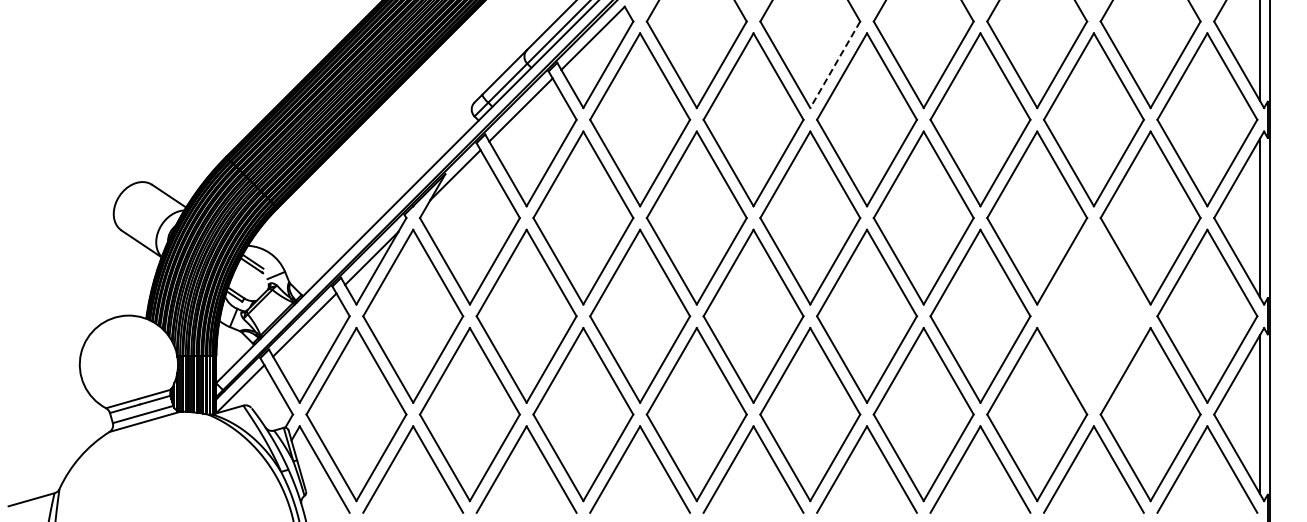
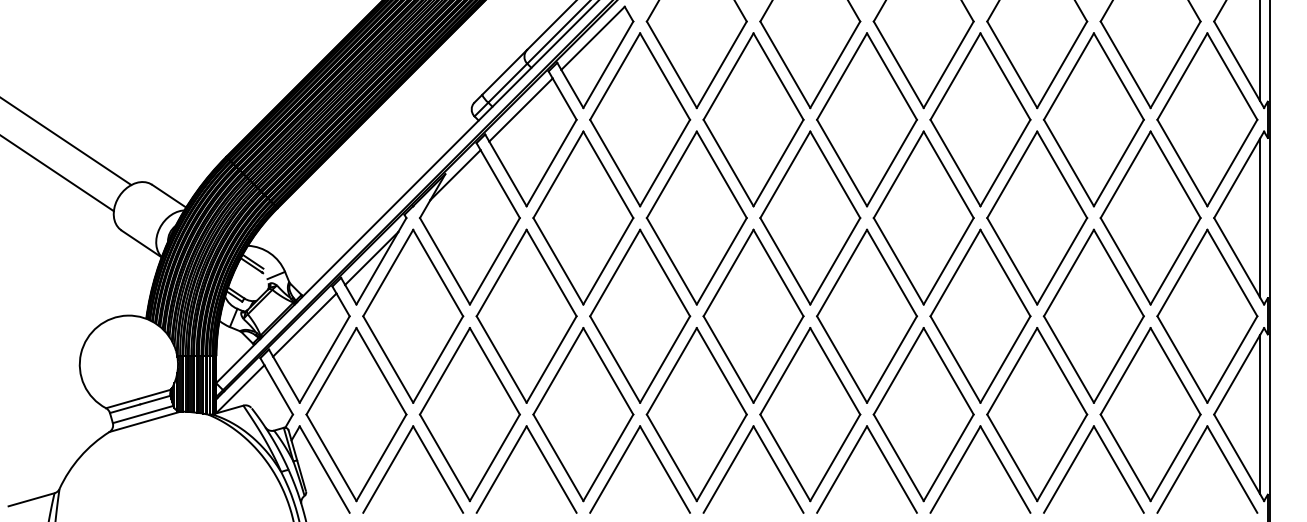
line: dashed -> solid (835, 64)
line: none -> present (66, 141)
line: none -> present (57, 173)
part: none -> present (1093, 315)
